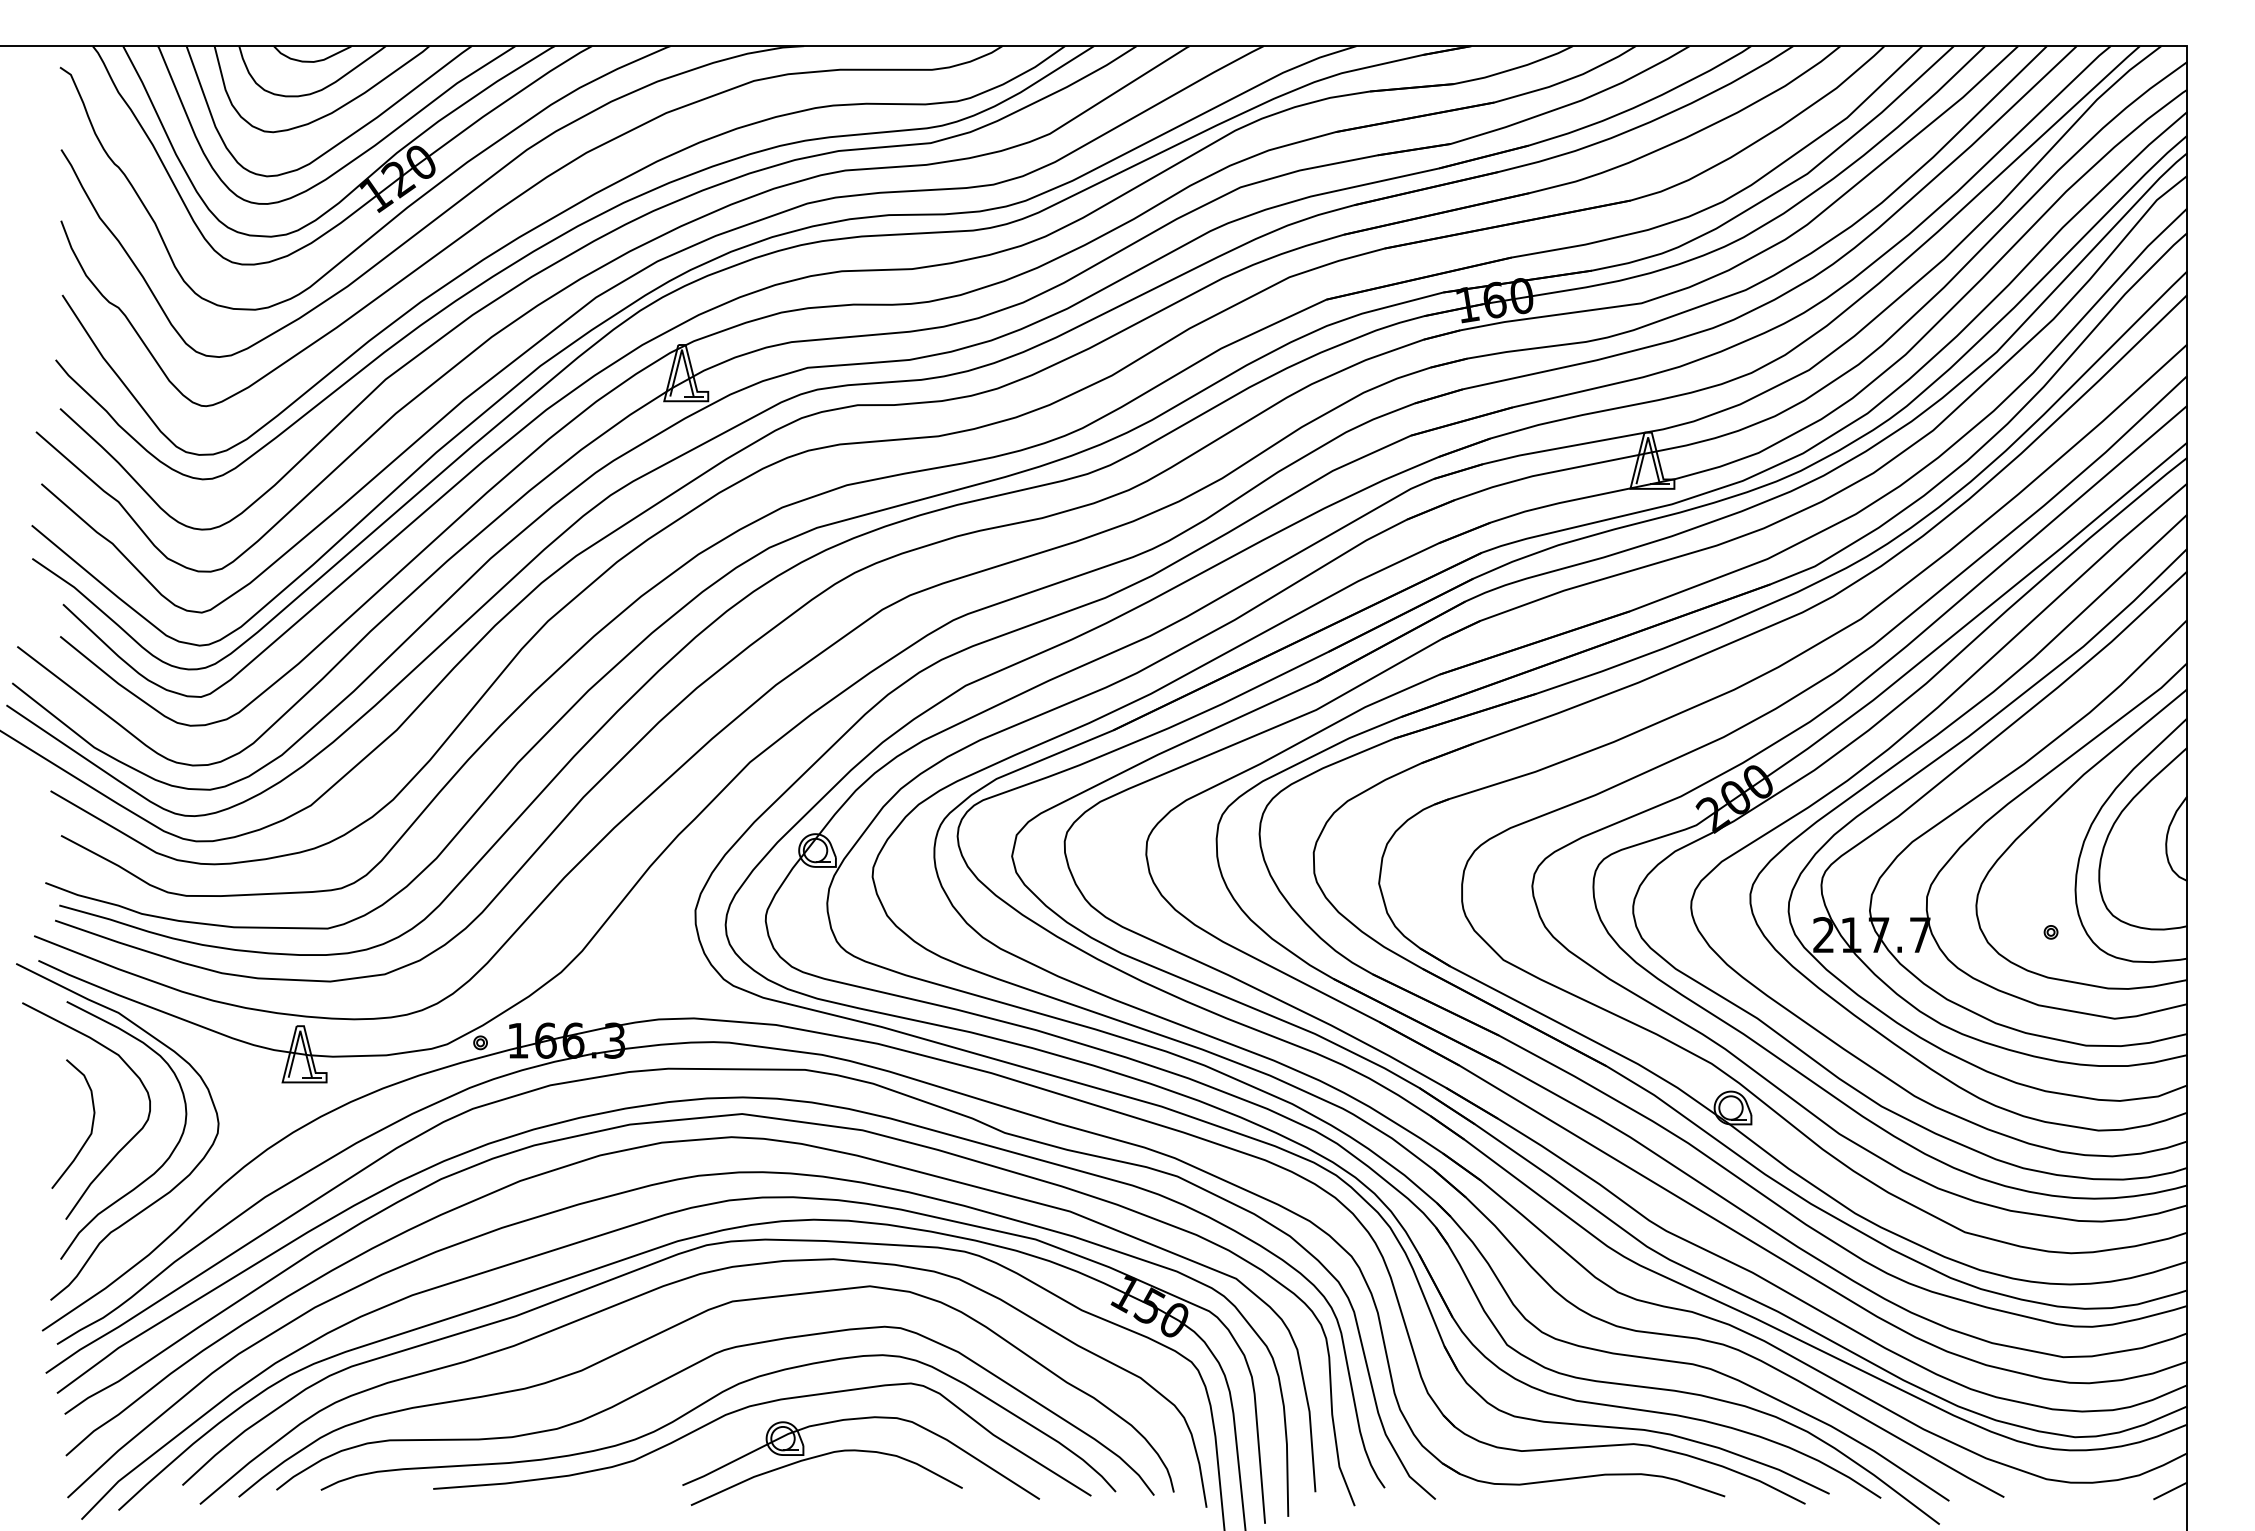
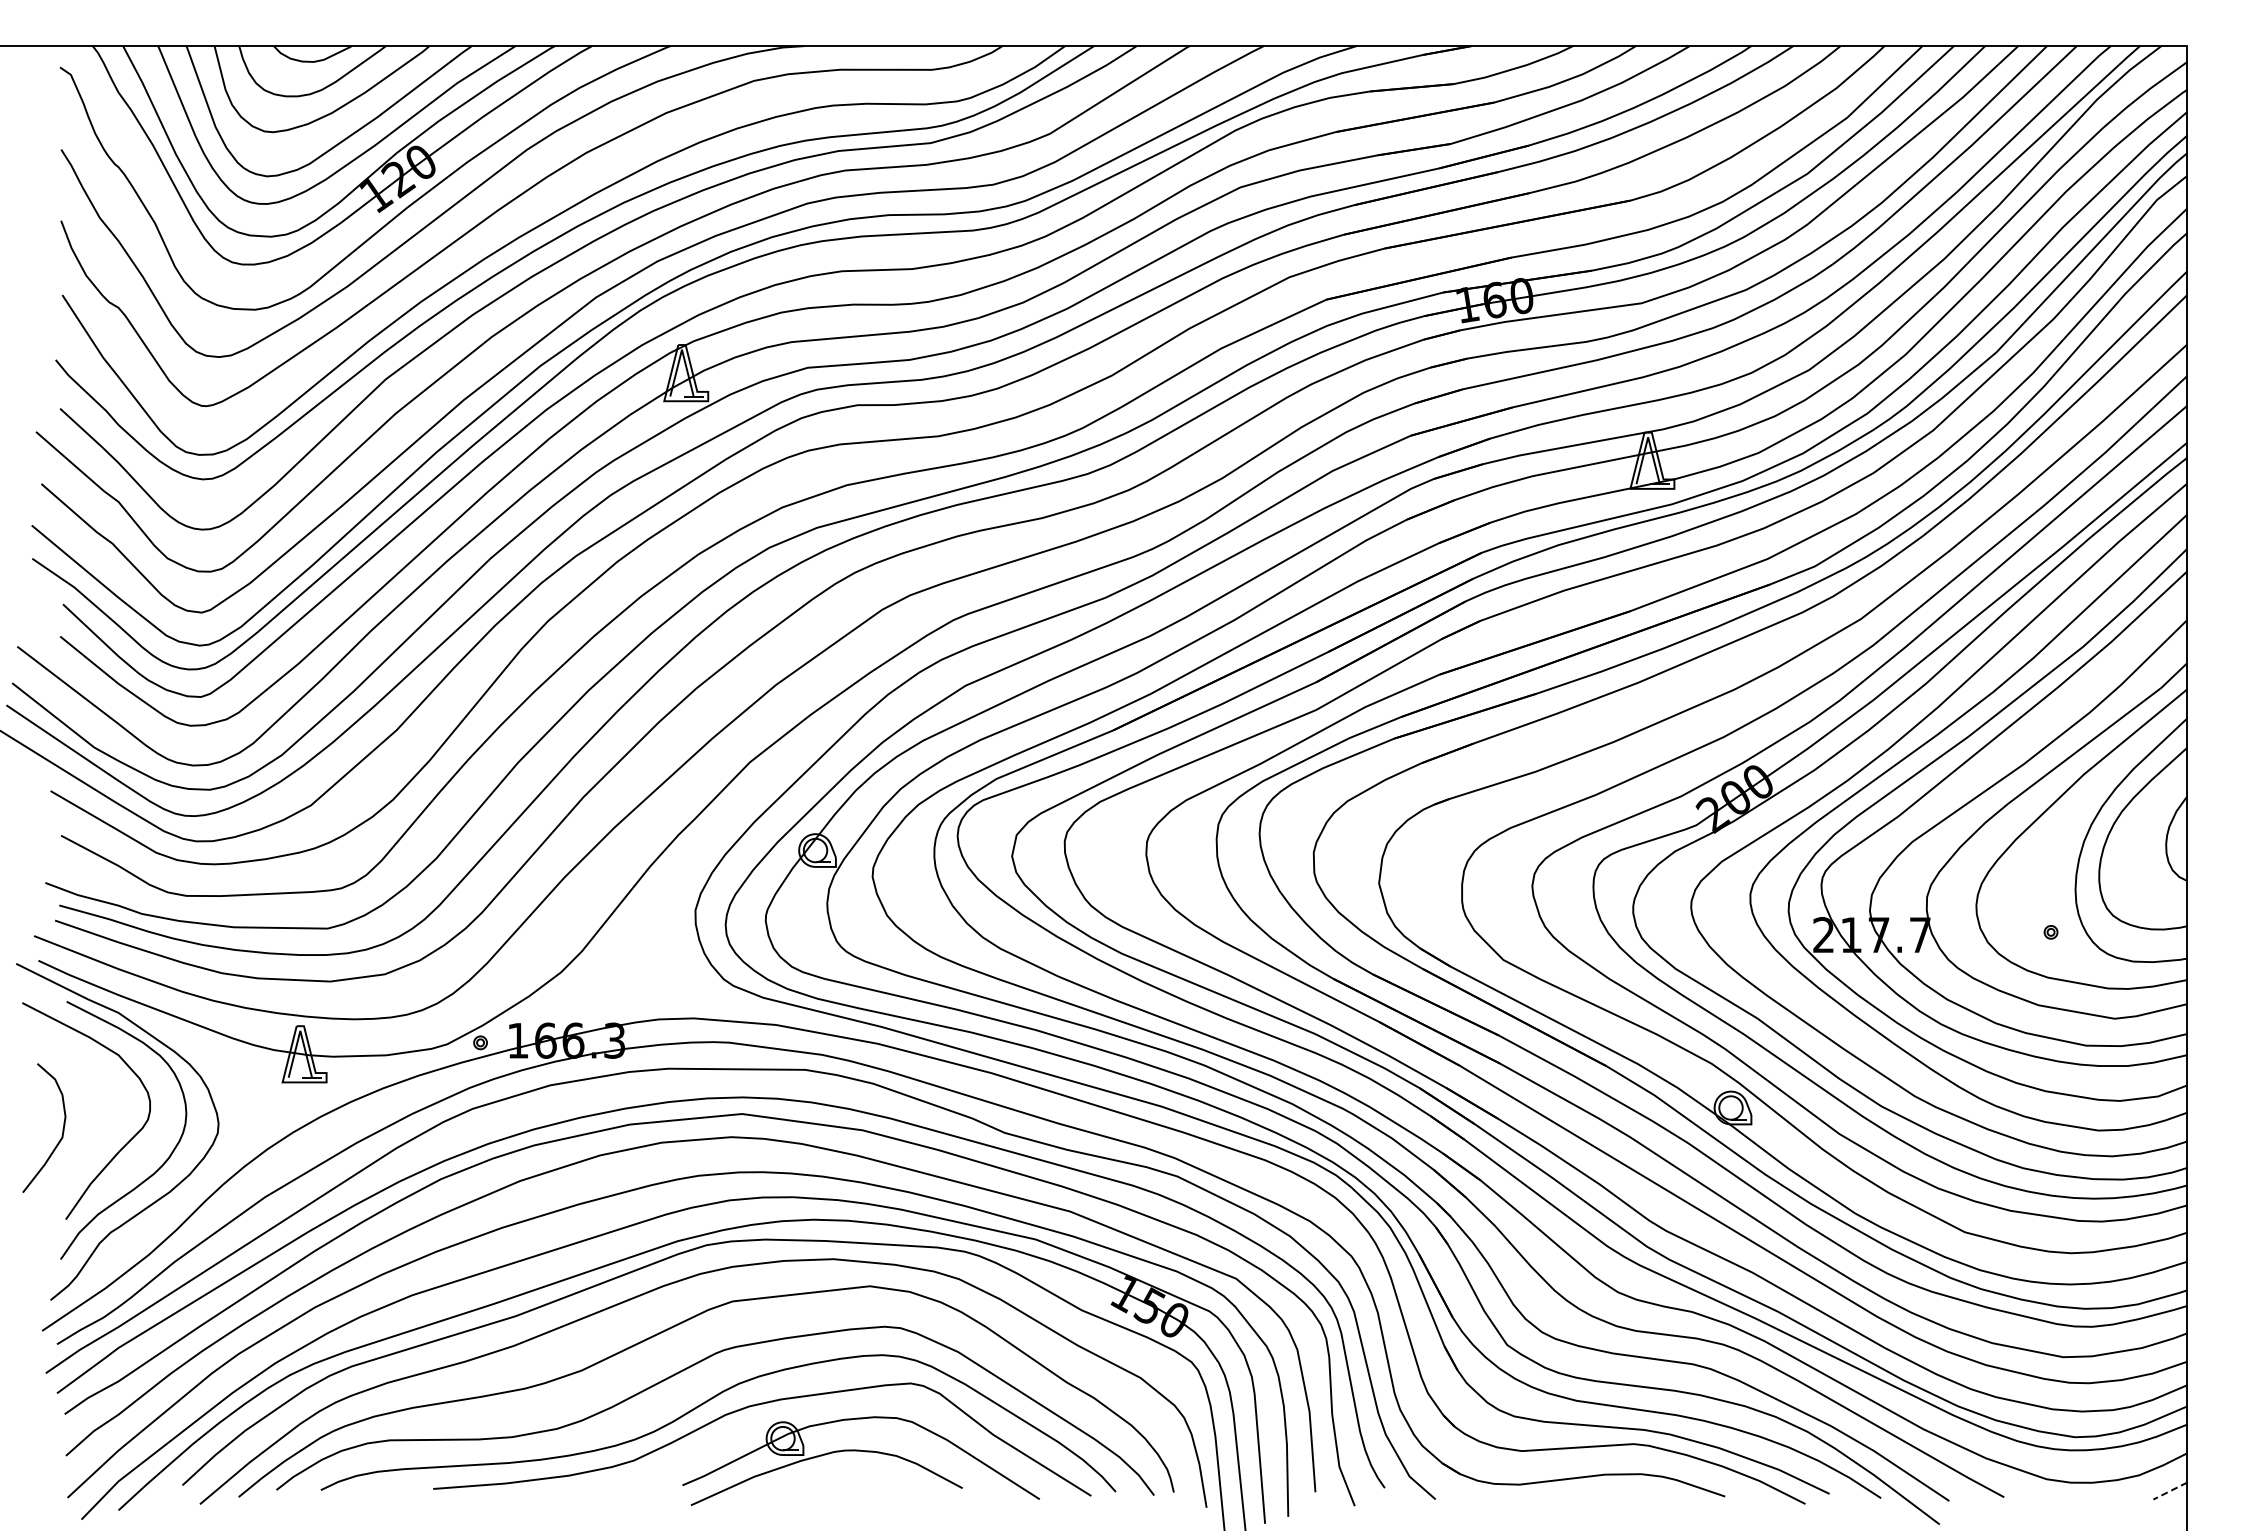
curve position: (91, 1124) -> (62, 1128) (62, 1128)
line: solid -> dashed (2170, 1491)
